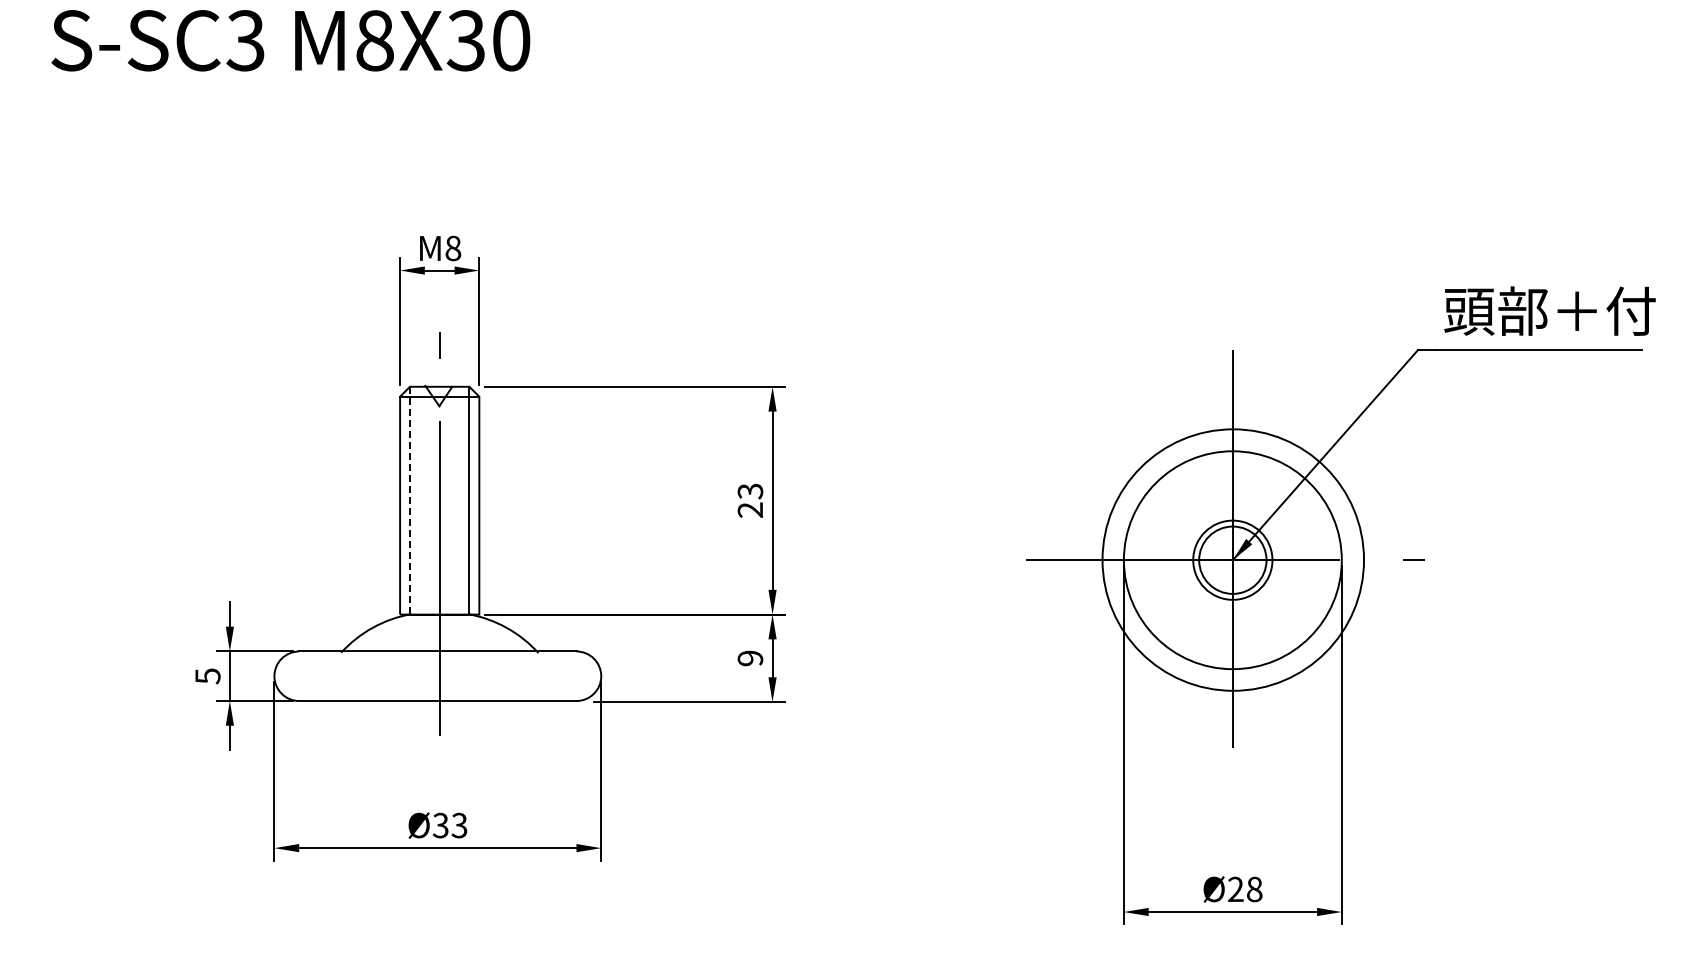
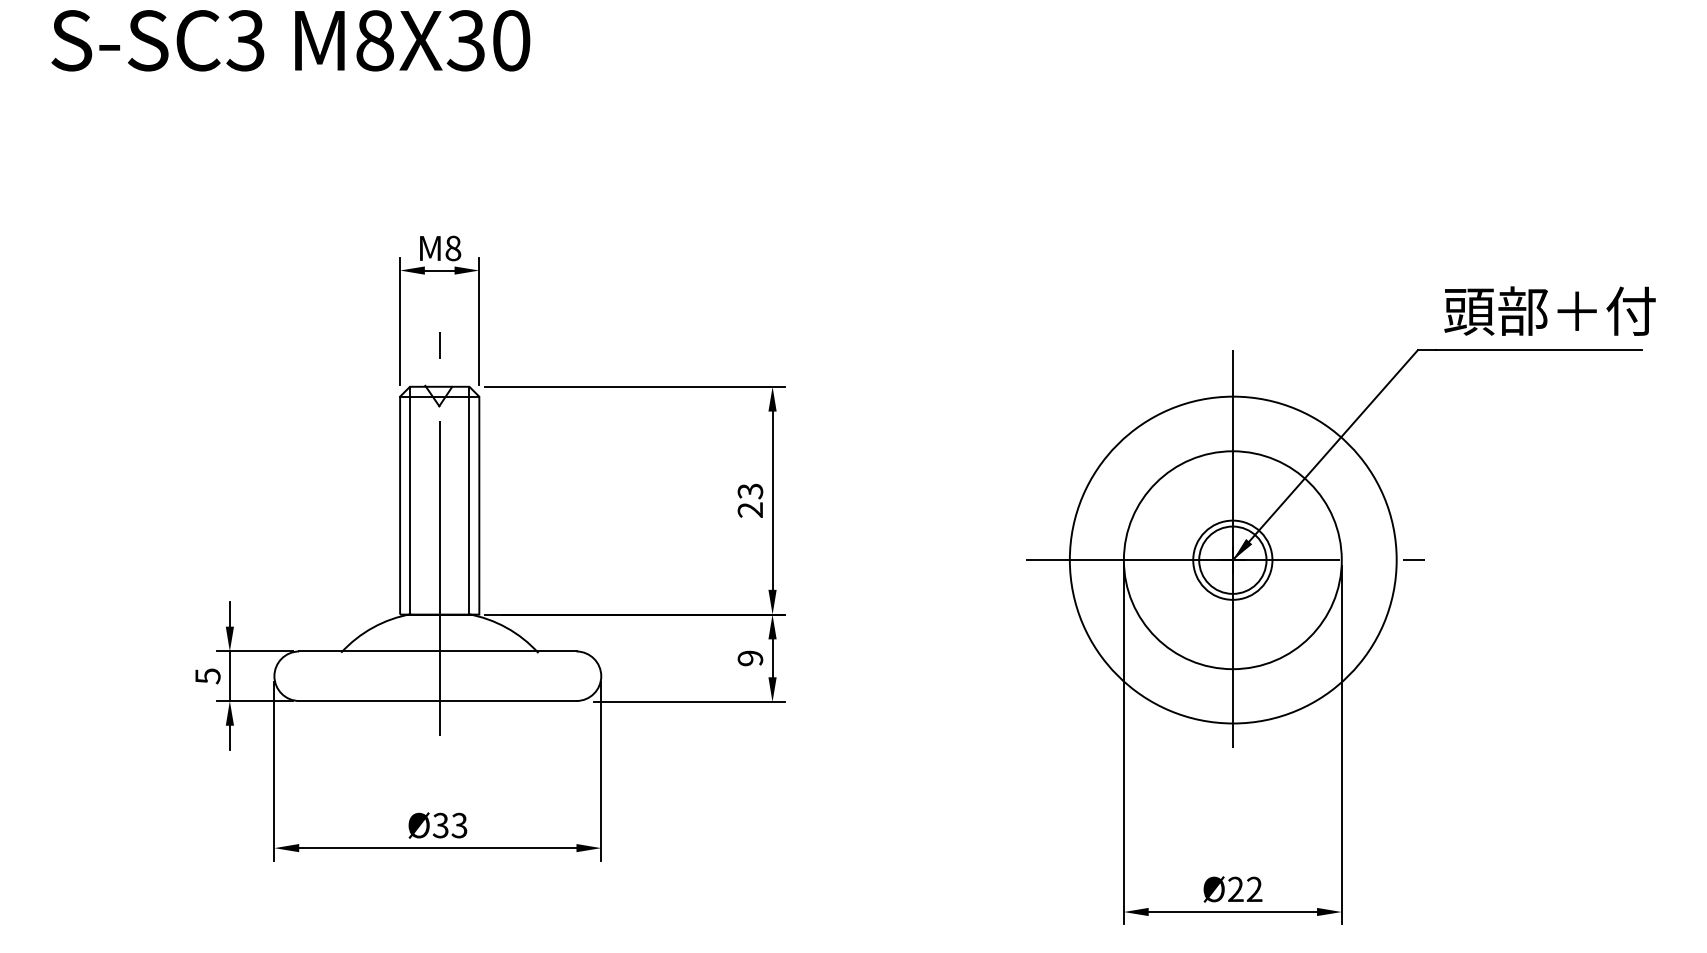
line: dashed -> solid (410, 500)
circle diameter: 261 px -> 327 px (1232, 559)
text: Ø28 -> Ø22 (1254, 889)
